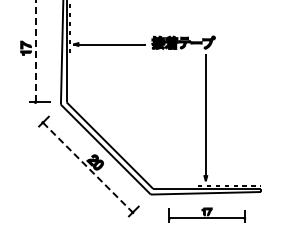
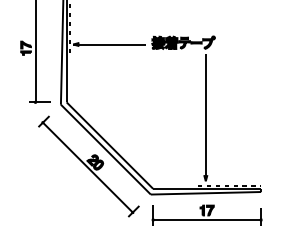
line: dashed -> solid (35, 50)
line: dashed -> solid (87, 167)
part size: 79x16 px -> 112x22 px (206, 214)
